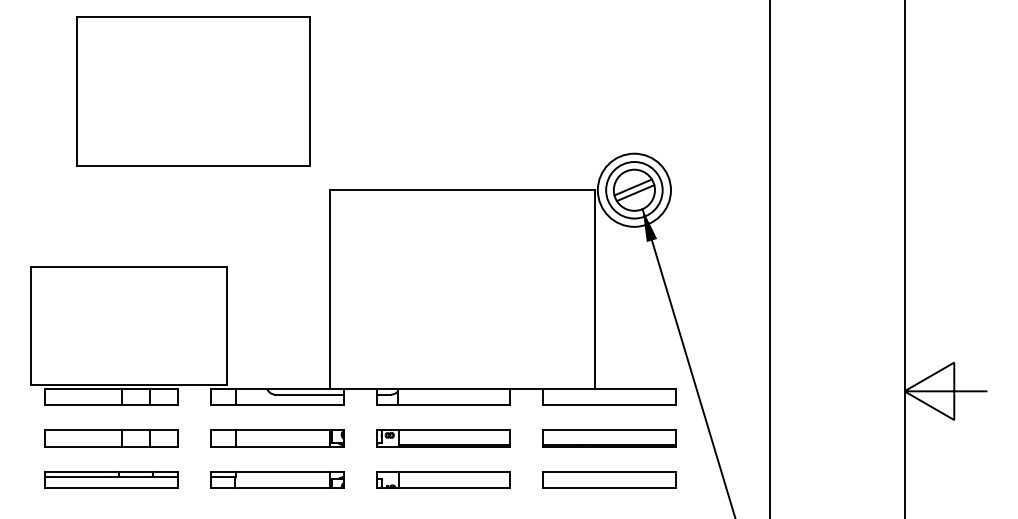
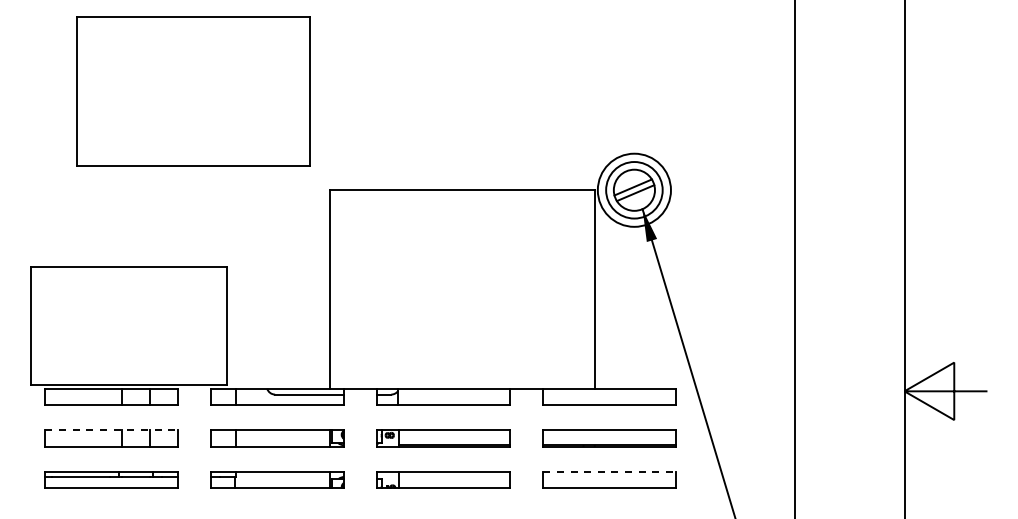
line position: (770, 258) -> (795, 258) (795, 258)
line: solid -> dashed (112, 430)
line: solid -> dashed (610, 471)
